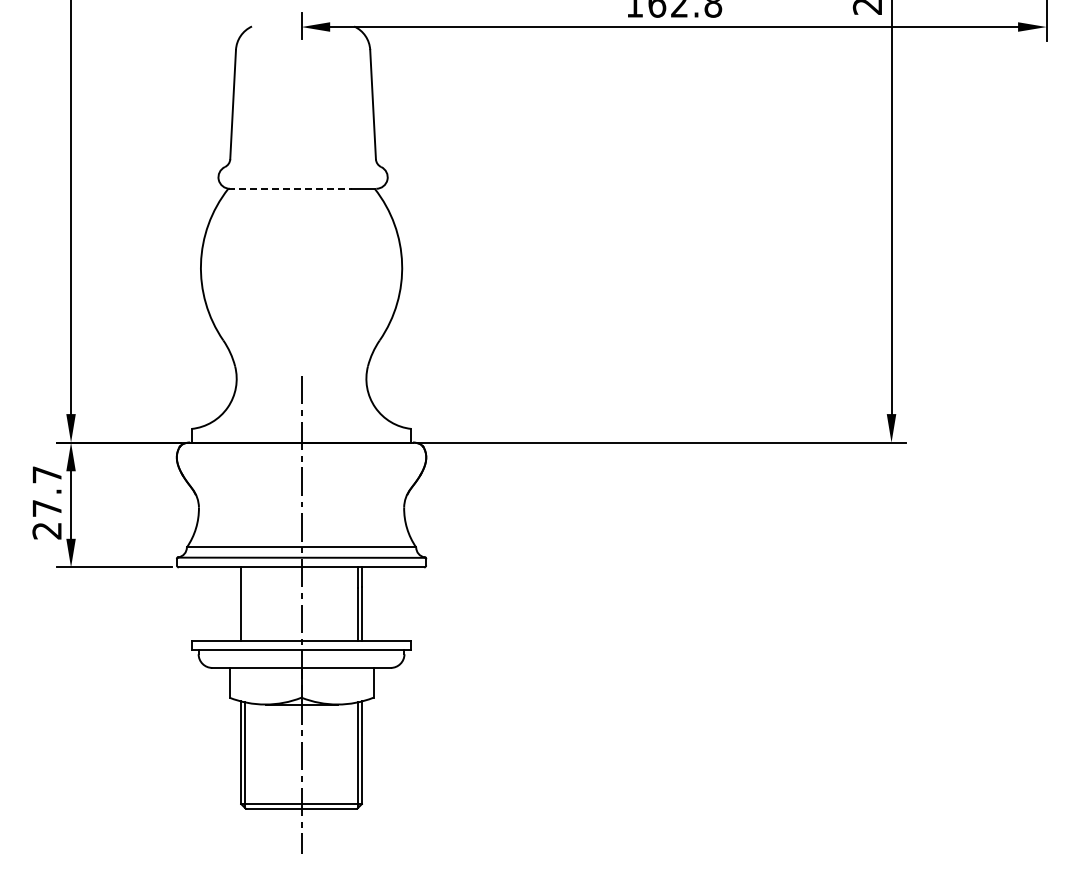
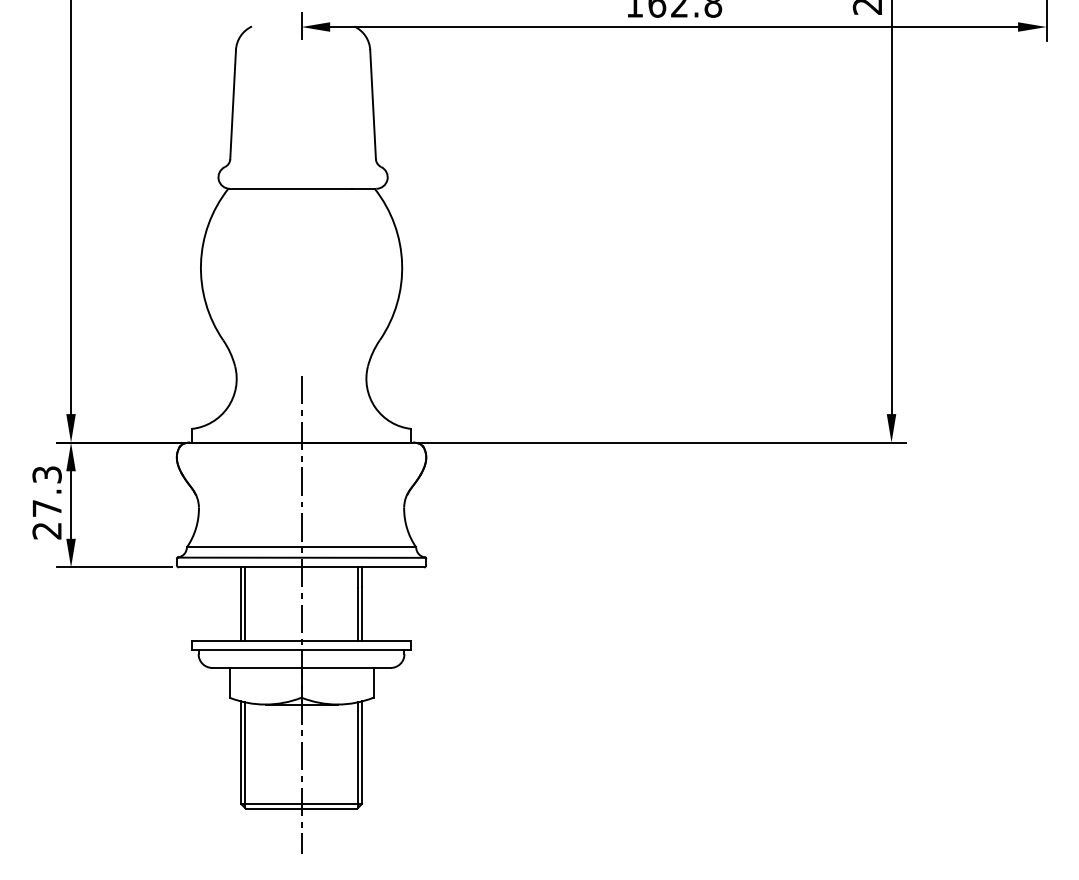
line: dashed -> solid (290, 188)
text: 27.7 -> 27.3 (46, 474)
line: none -> present (245, 603)
